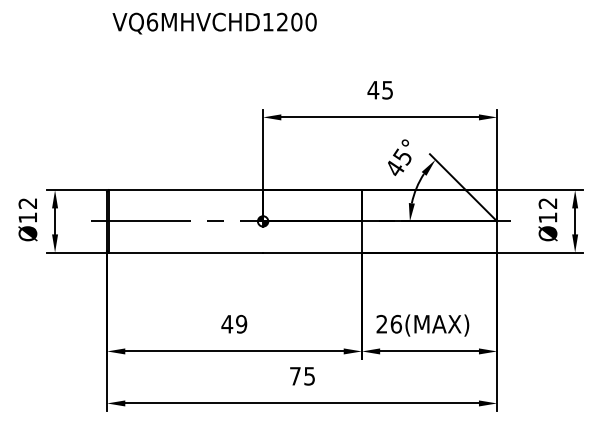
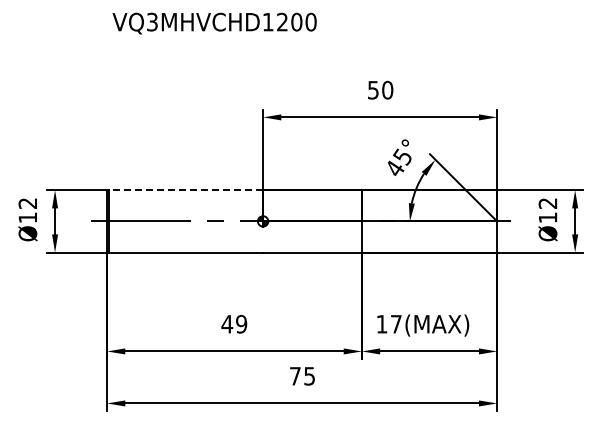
text: VQ6MHVCHD1200 -> VQ3MHVCHD1200 (152, 21)
text: 45 -> 50 (380, 89)
line: solid -> dashed (185, 190)
text: 26(MAX) -> 17(MAX) (389, 323)
